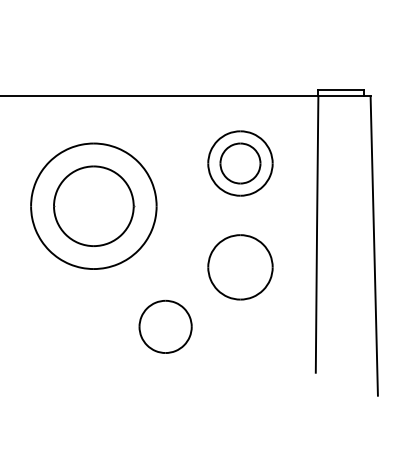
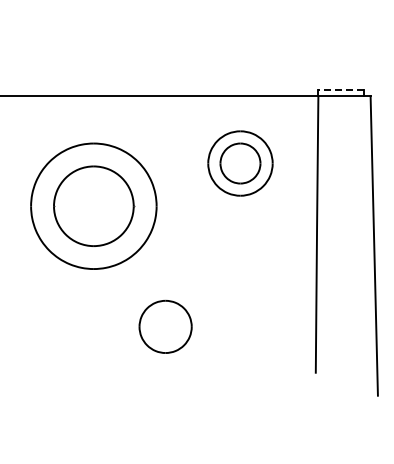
line: solid -> dashed (341, 90)
part: present -> none (240, 267)
